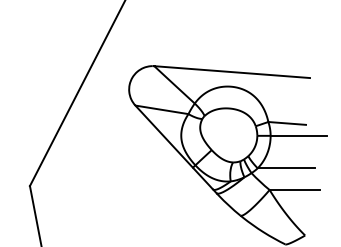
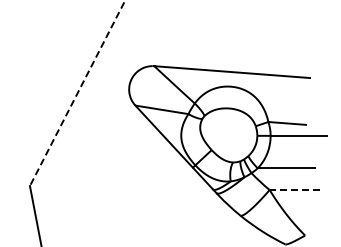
line: solid -> dashed (77, 93)
line: solid -> dashed (294, 190)
